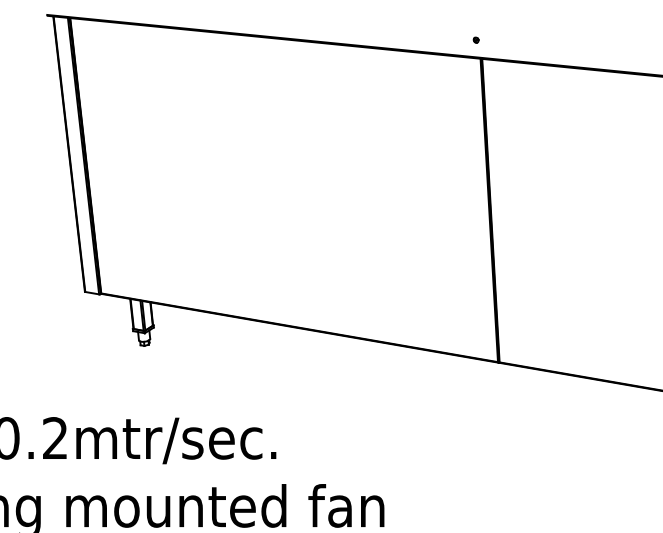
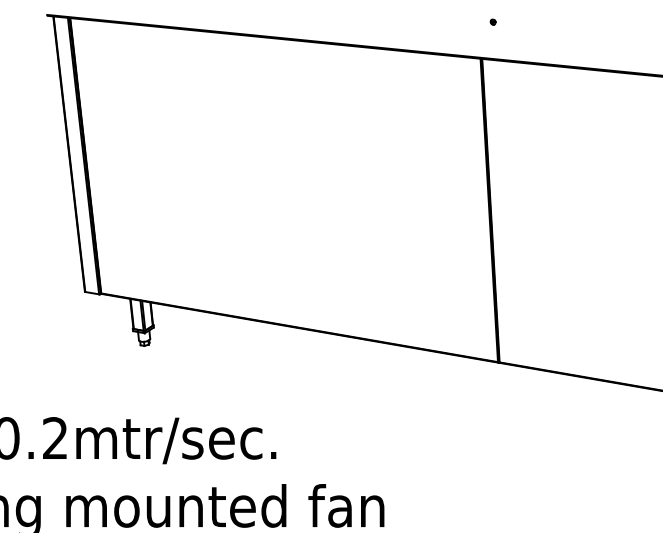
part position: (475, 39) -> (492, 21) (492, 21)
